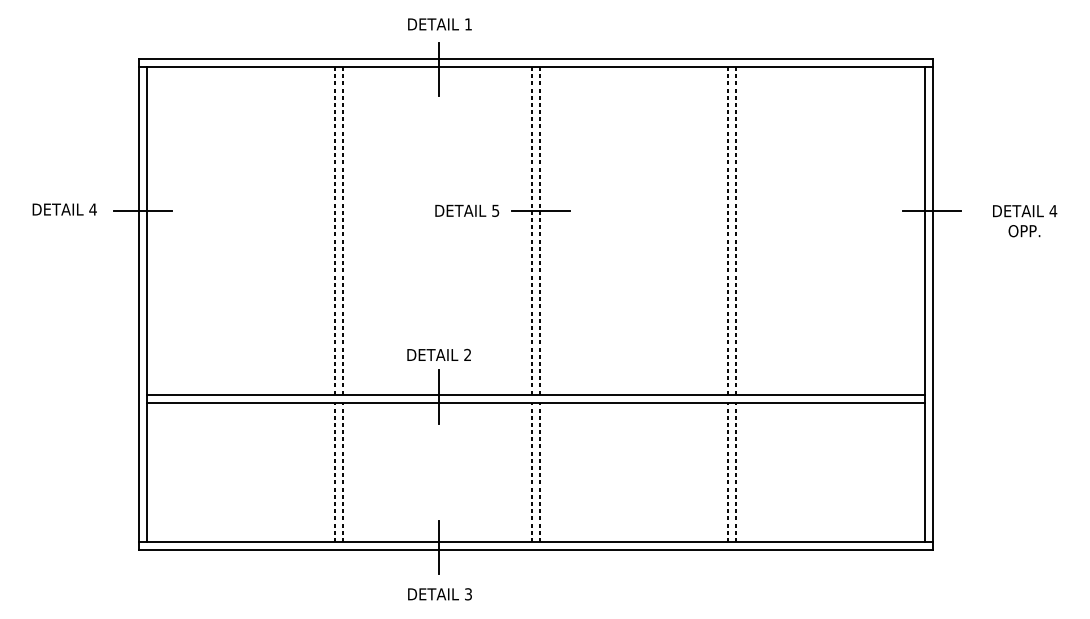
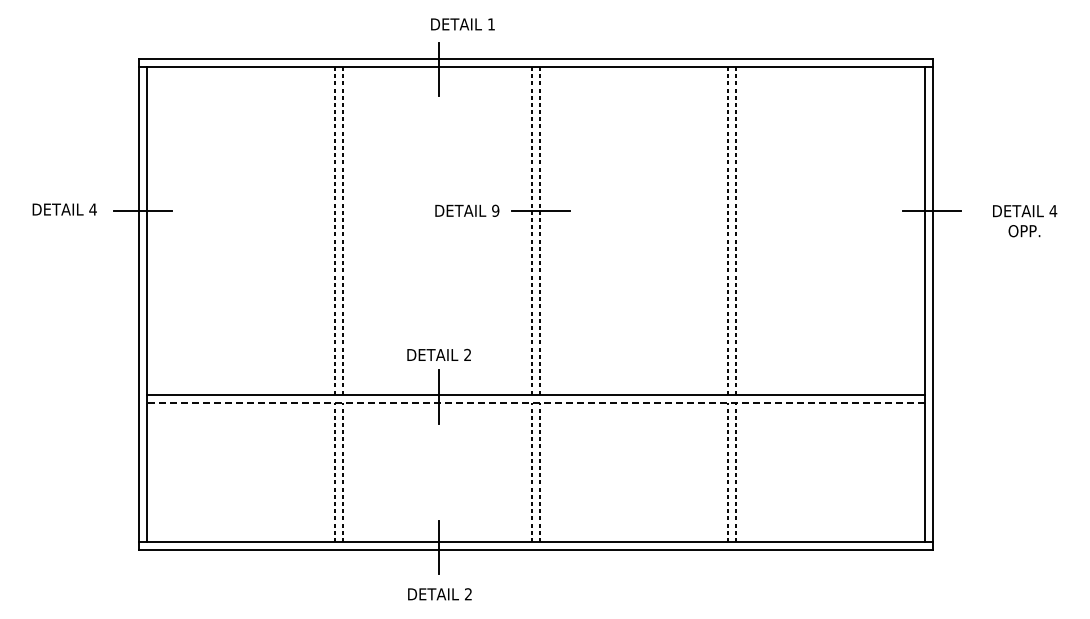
text position: (439, 24) -> (462, 24) (462, 24)
text: 5 -> 9 (495, 210)
line: solid -> dashed (535, 402)
text: 3 -> 2 (468, 594)
